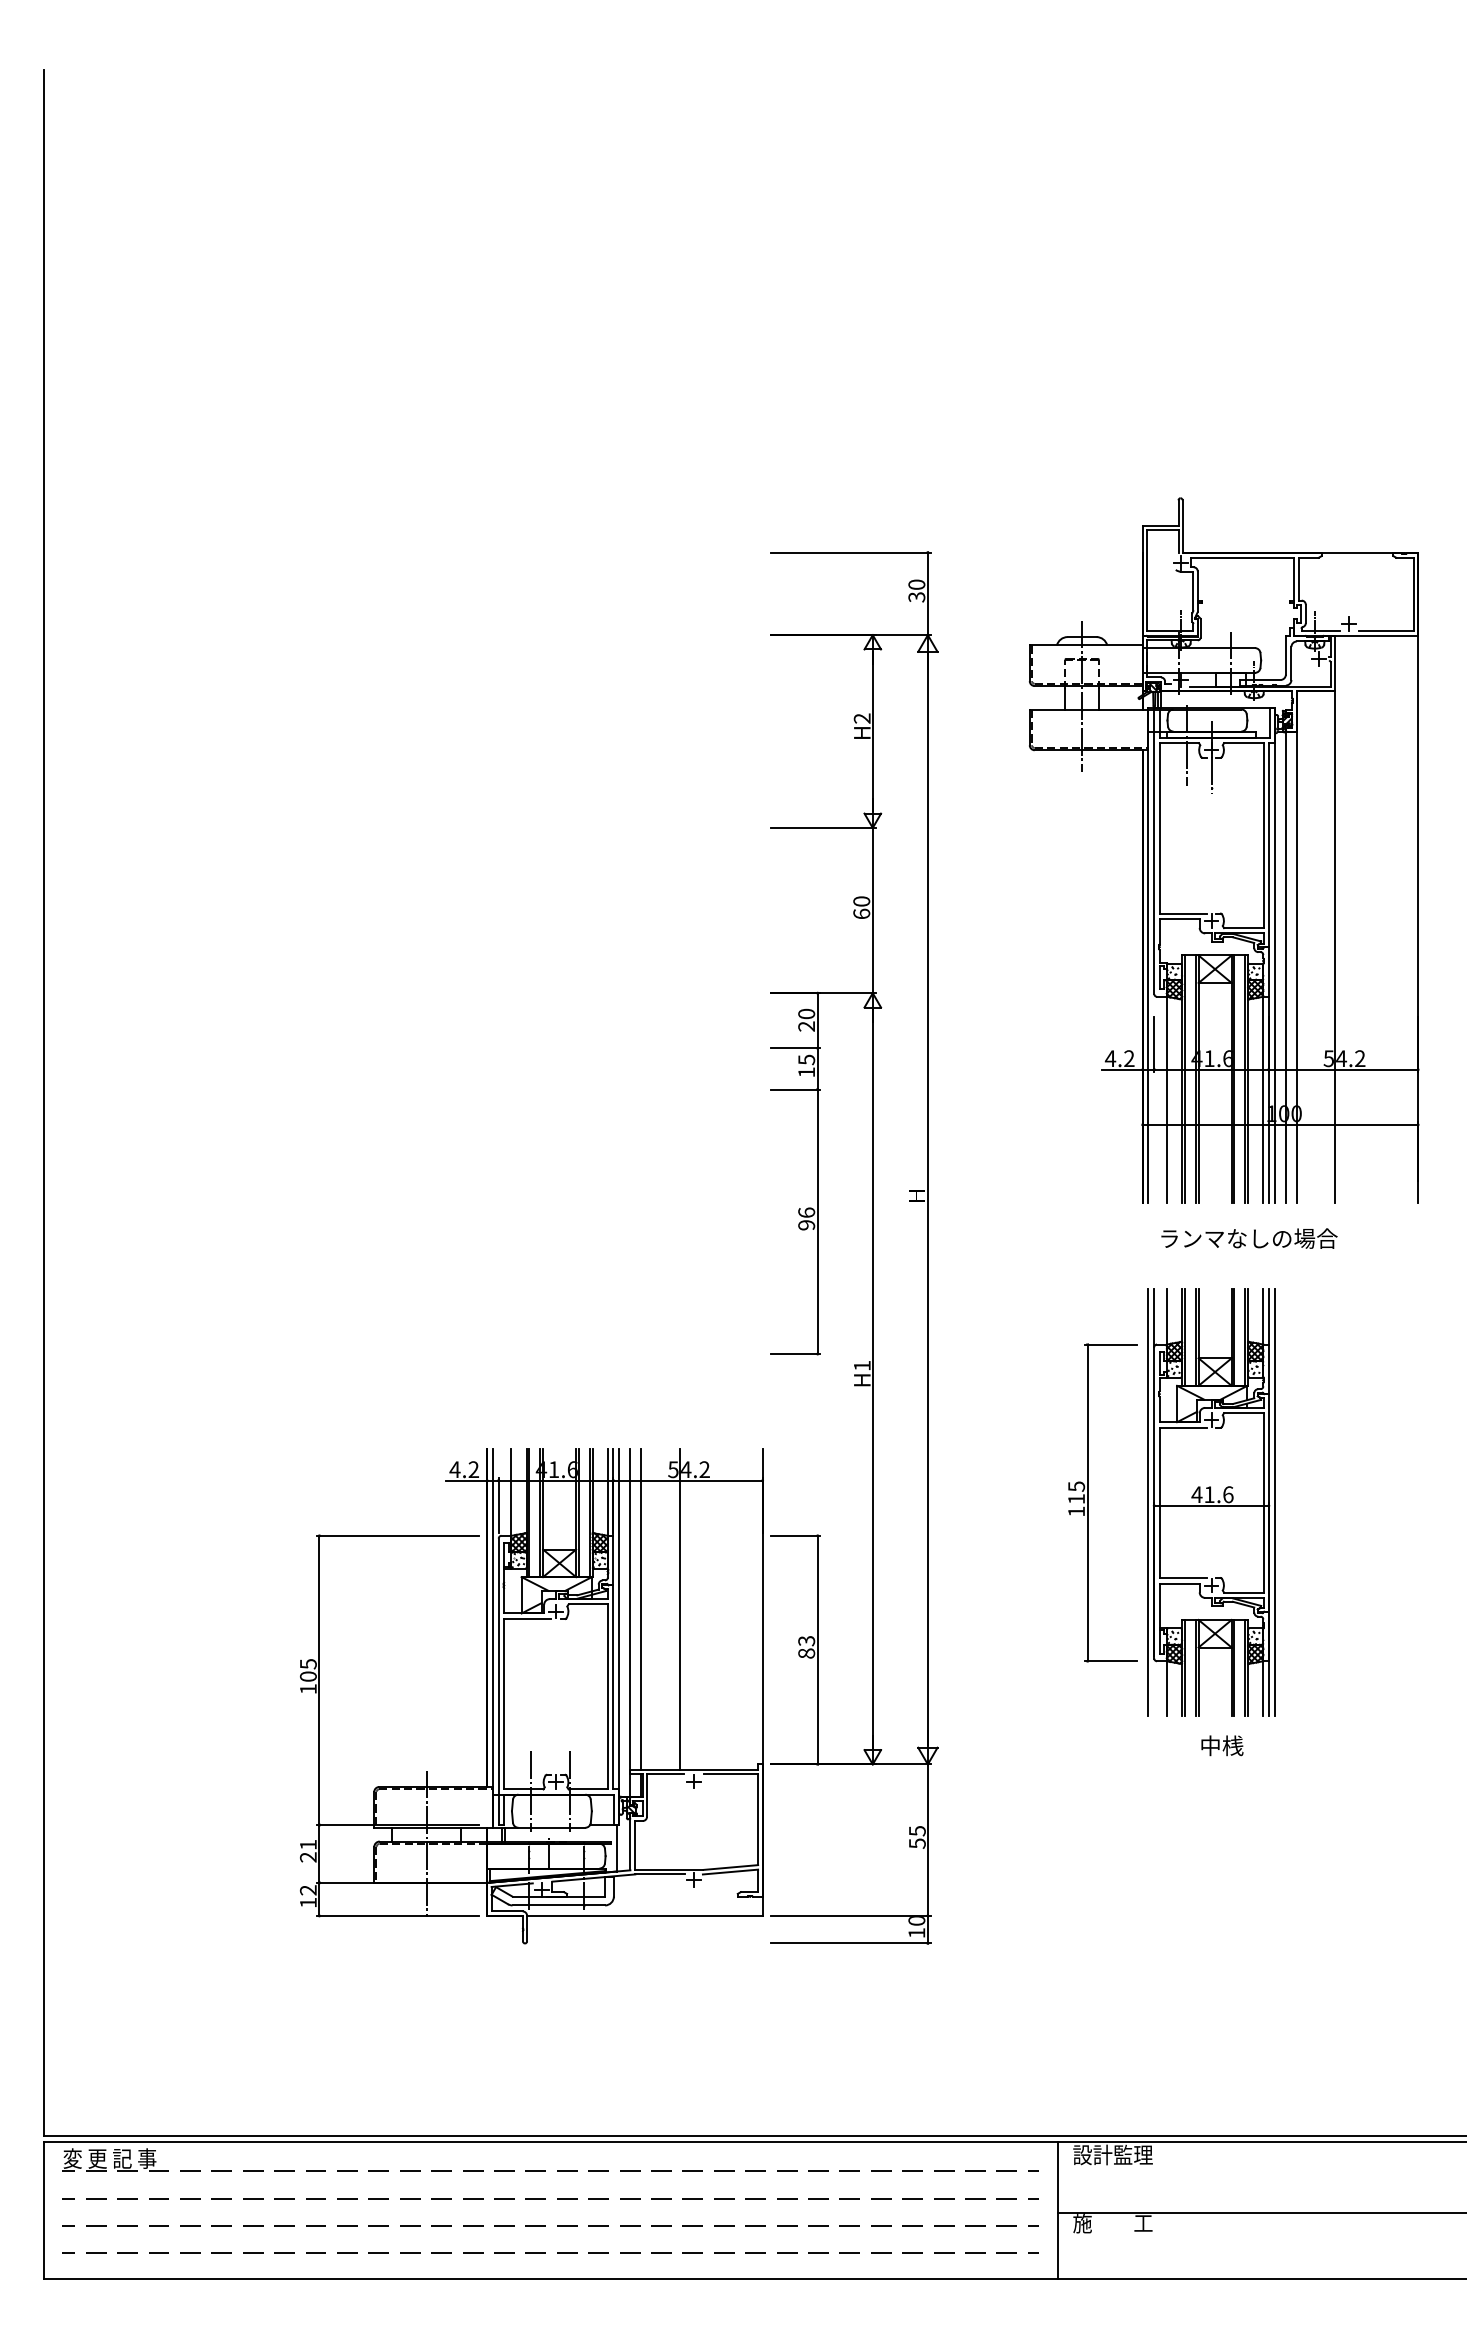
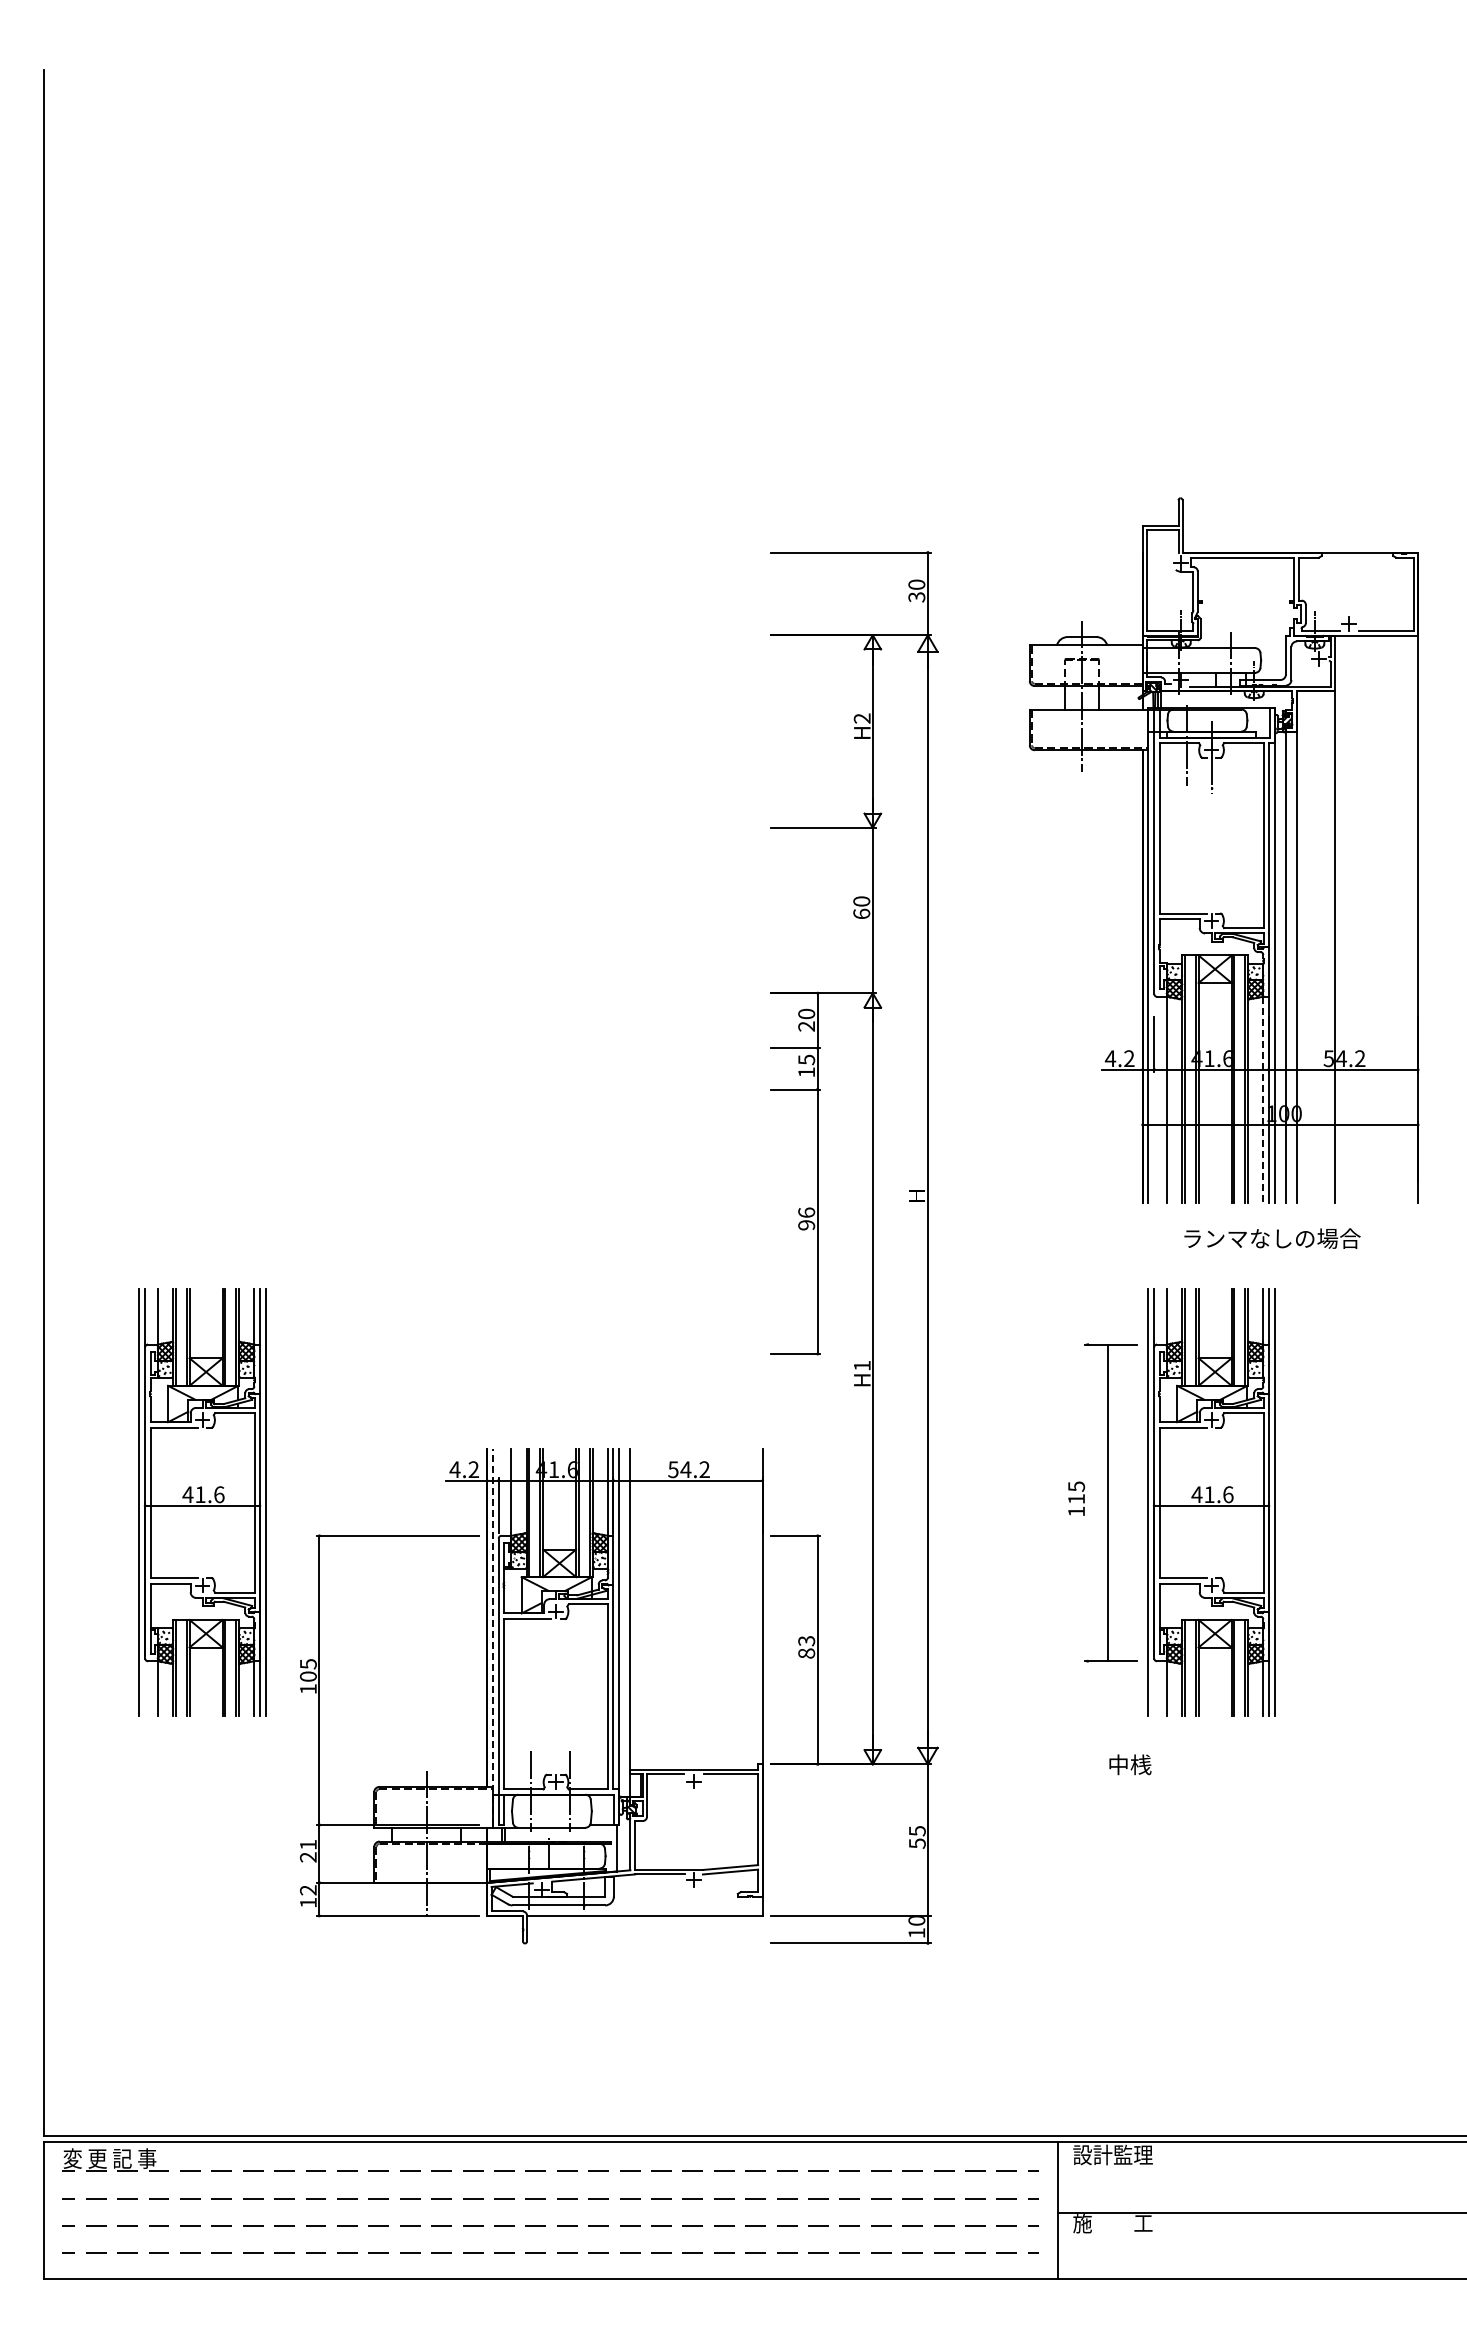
line: solid -> dashed (1263, 1100)
text position: (1249, 1238) -> (1272, 1238) (1272, 1238)
part: none -> present (202, 1502)
line position: (1087, 1502) -> (1107, 1502) (1107, 1502)
line: present -> none (641, 1609)
line: present -> none (679, 1609)
line: solid -> dashed (492, 1637)
text position: (1222, 1745) -> (1130, 1764) (1130, 1764)
